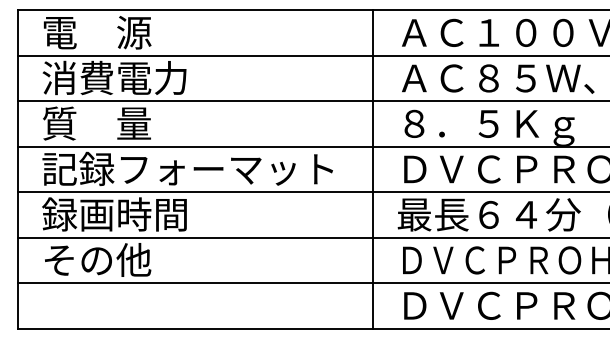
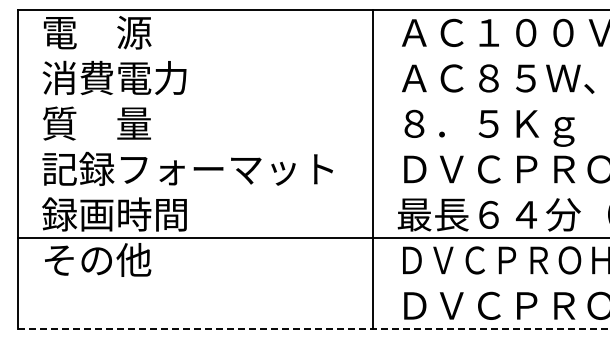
line: present -> none (312, 55)
line: present -> none (312, 101)
line: present -> none (312, 146)
line: present -> none (312, 192)
line: present -> none (312, 283)
line: solid -> dashed (314, 328)
